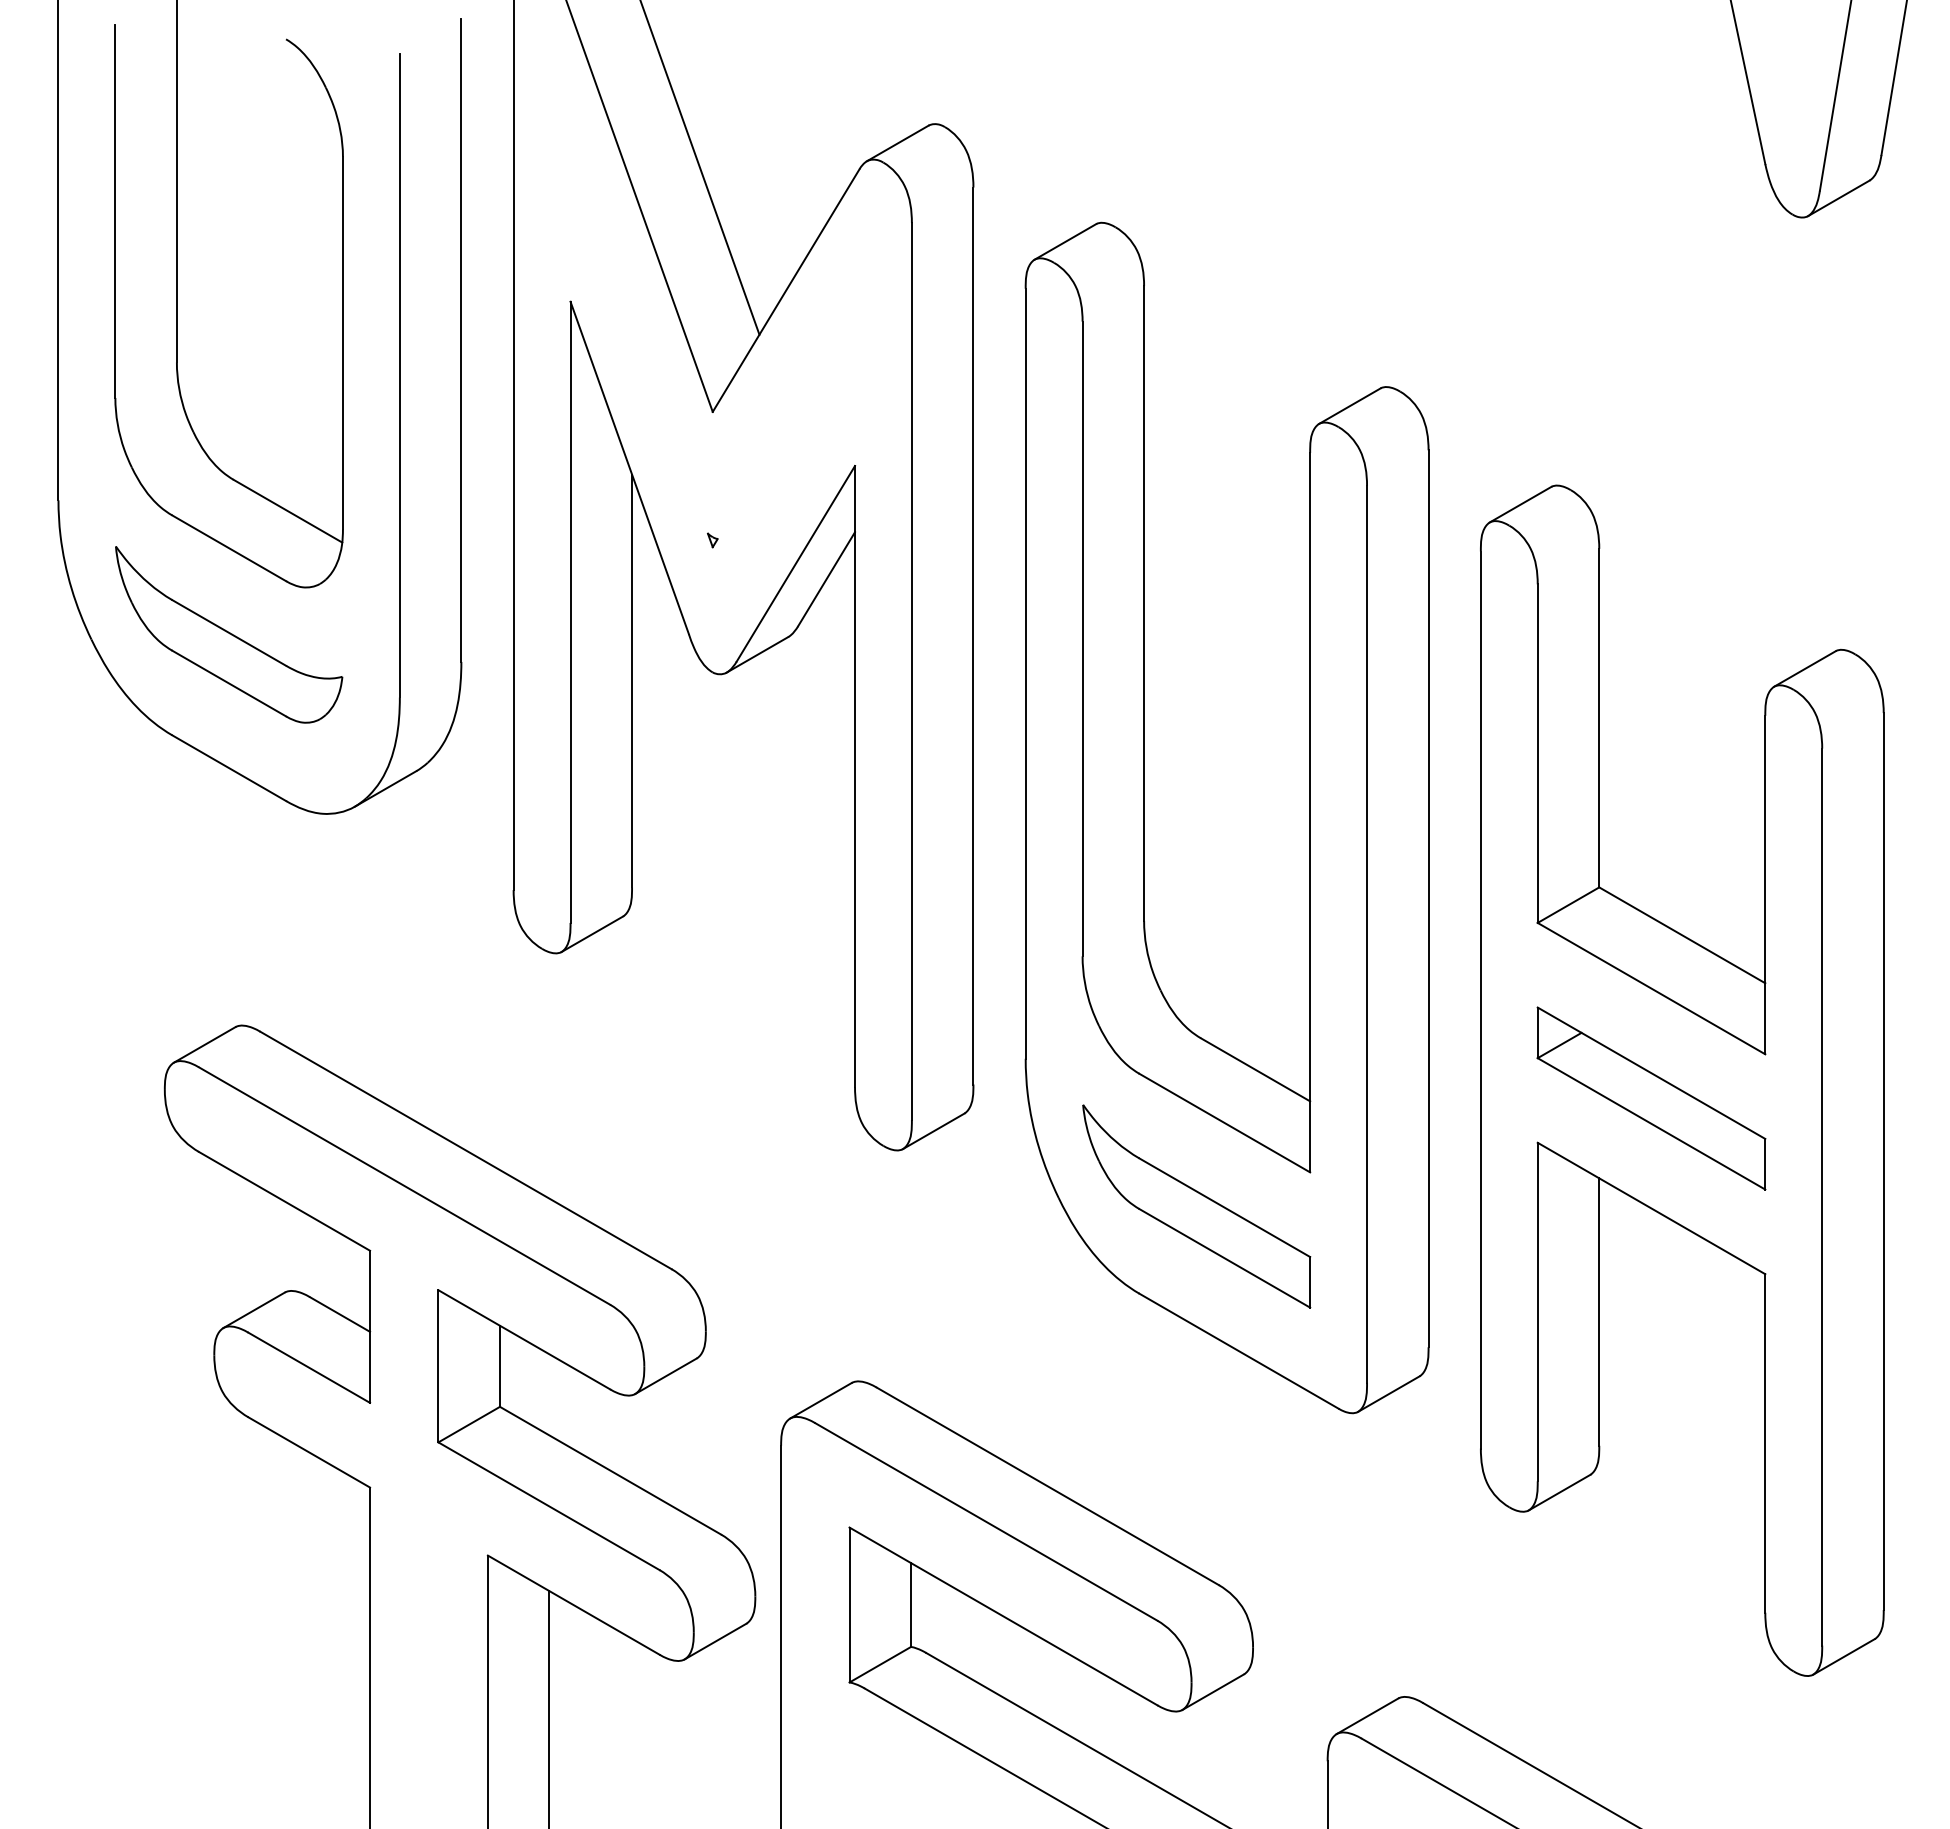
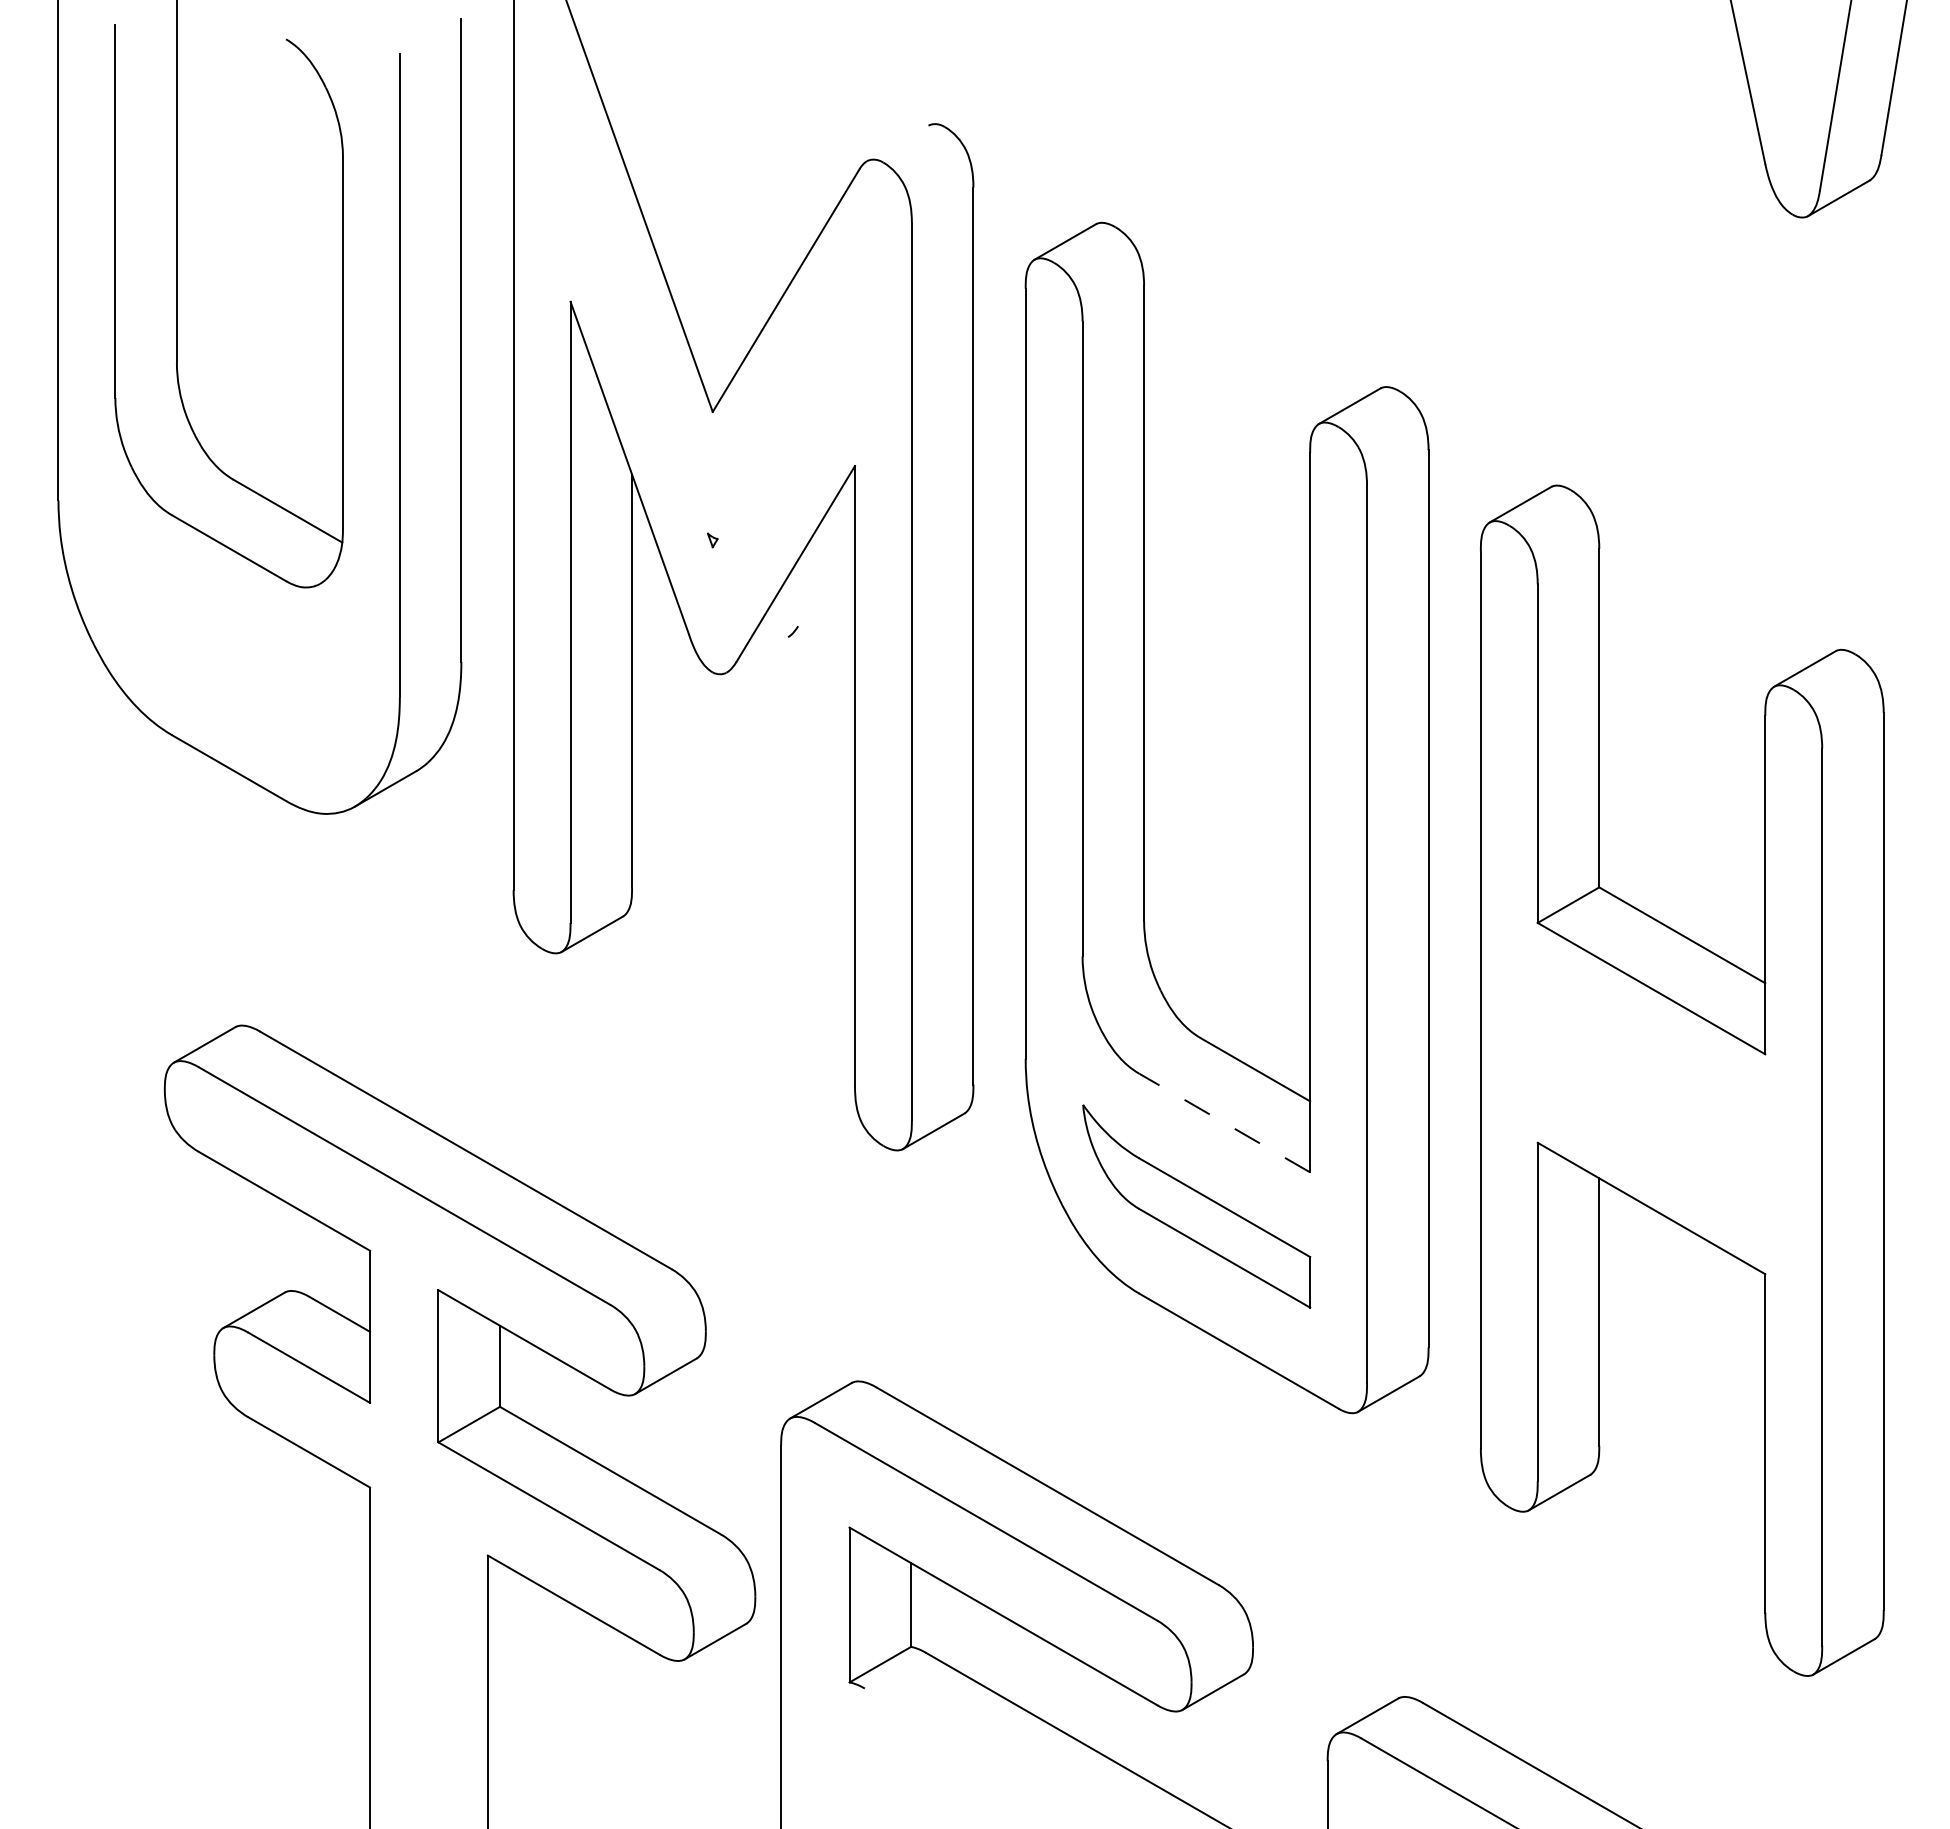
line: present -> none (897, 143)
line: present -> none (700, 168)
line: present -> none (826, 579)
part: present -> none (229, 634)
line: present -> none (757, 654)
part: present -> none (1651, 1098)
line: solid -> dashed (1224, 1123)
line: present -> none (549, 1708)
line: present -> none (983, 1756)
